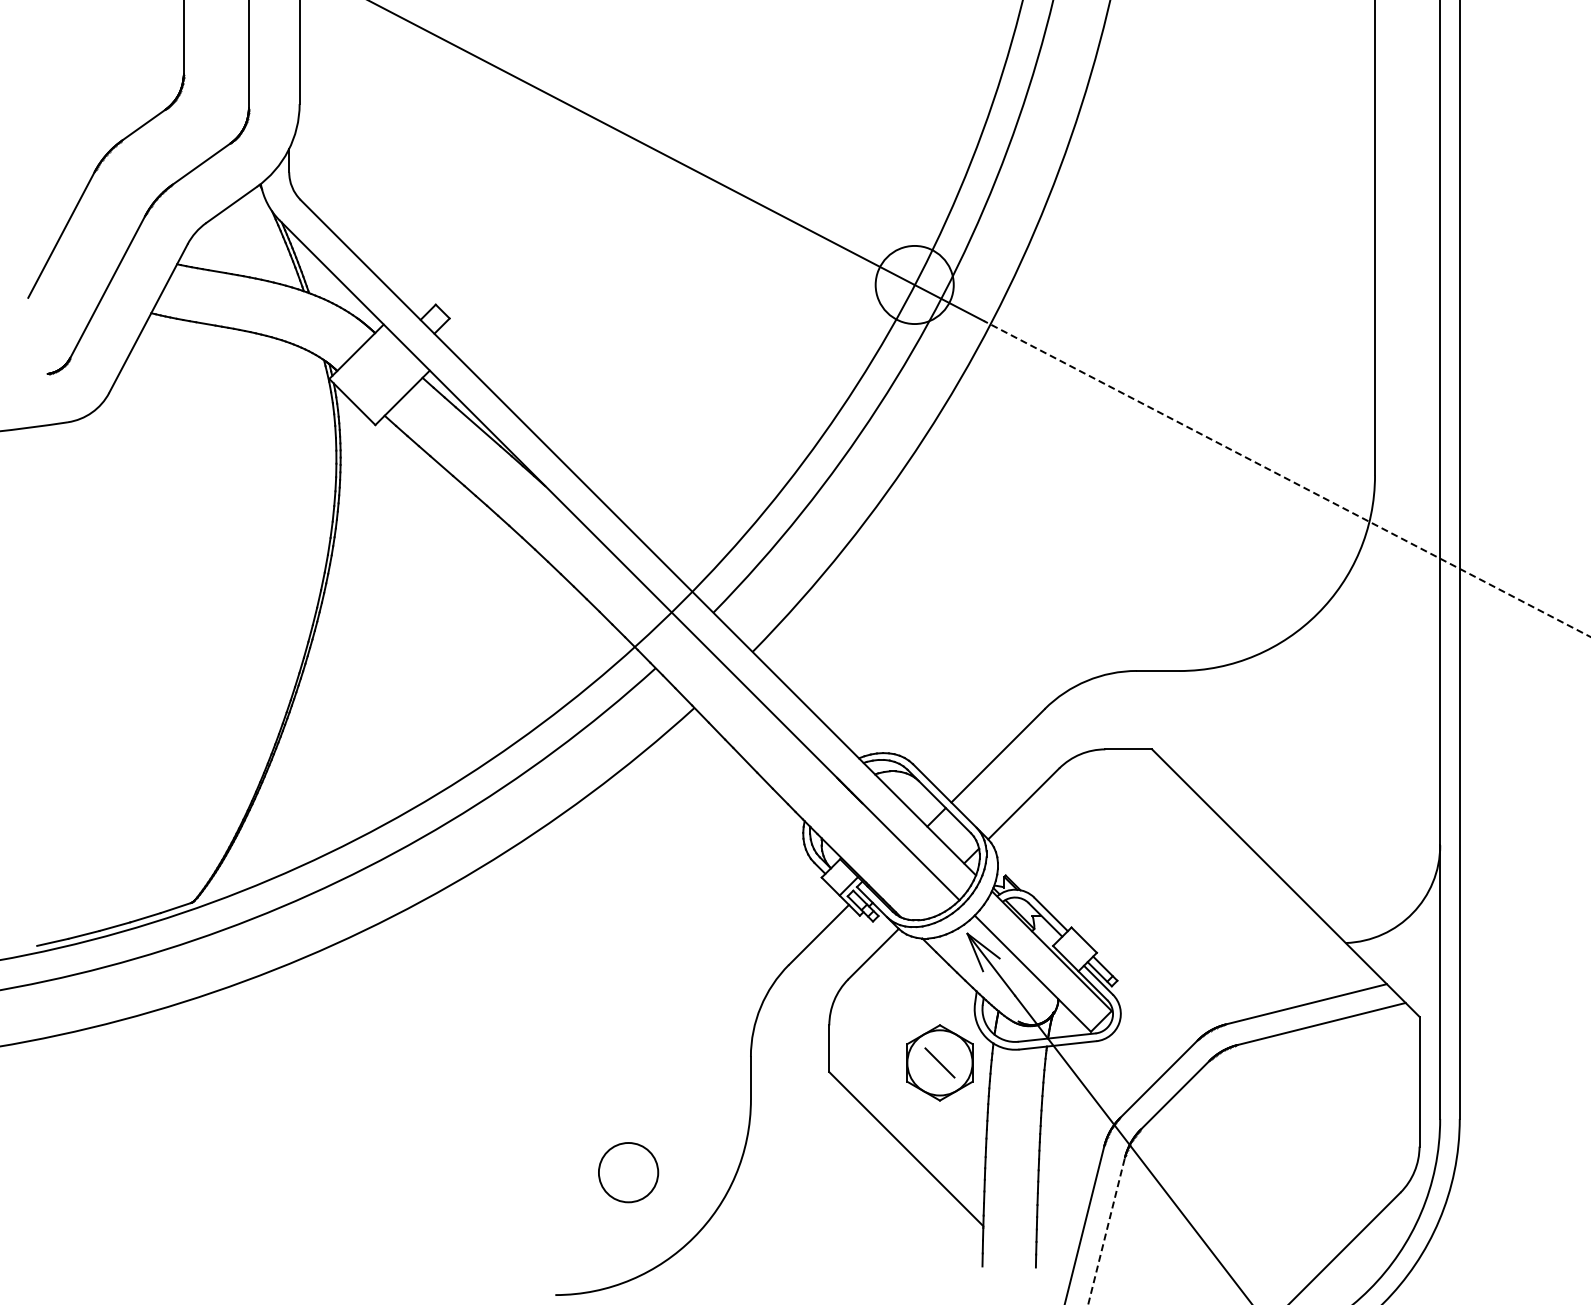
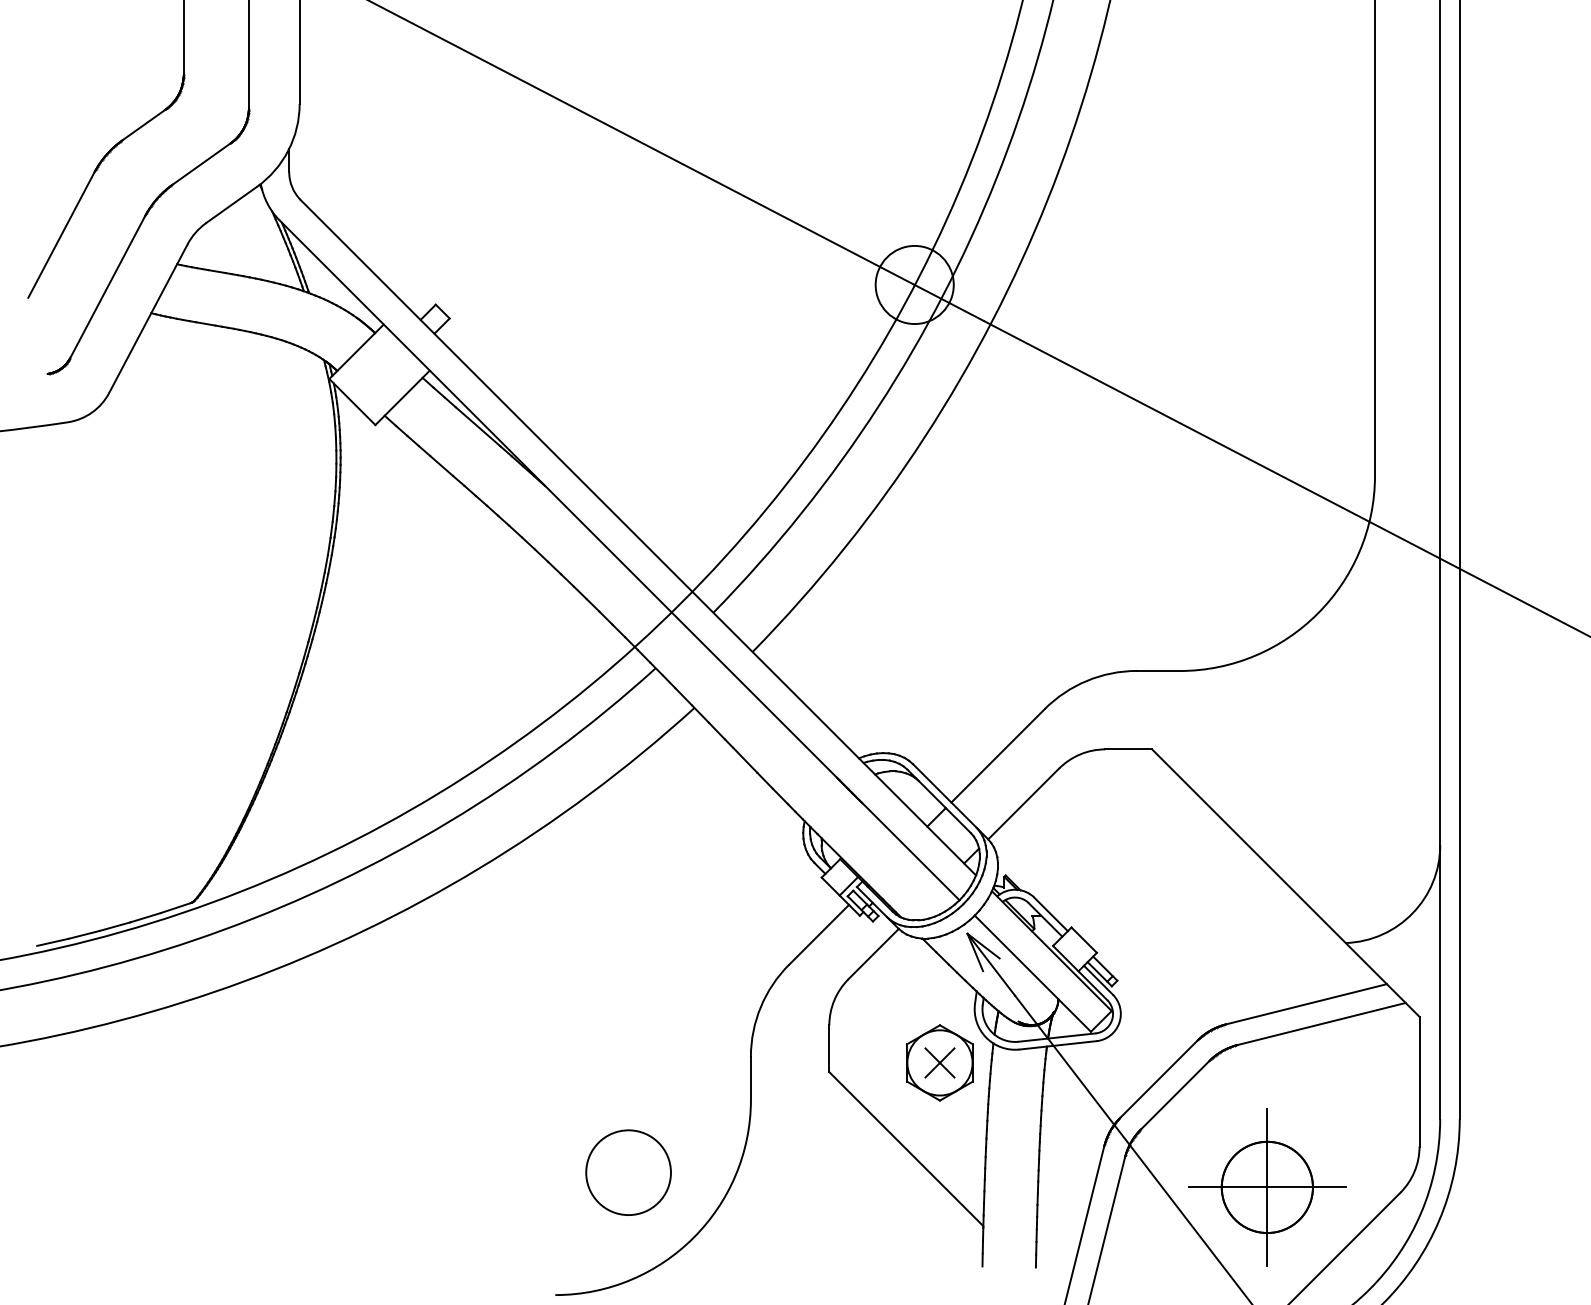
line: dashed -> solid (1287, 478)
line: none -> present (939, 1062)
circle size: 62x62 px -> 87x87 px (628, 1172)
part: none -> present (1267, 1187)
line: dashed -> solid (1106, 1231)
